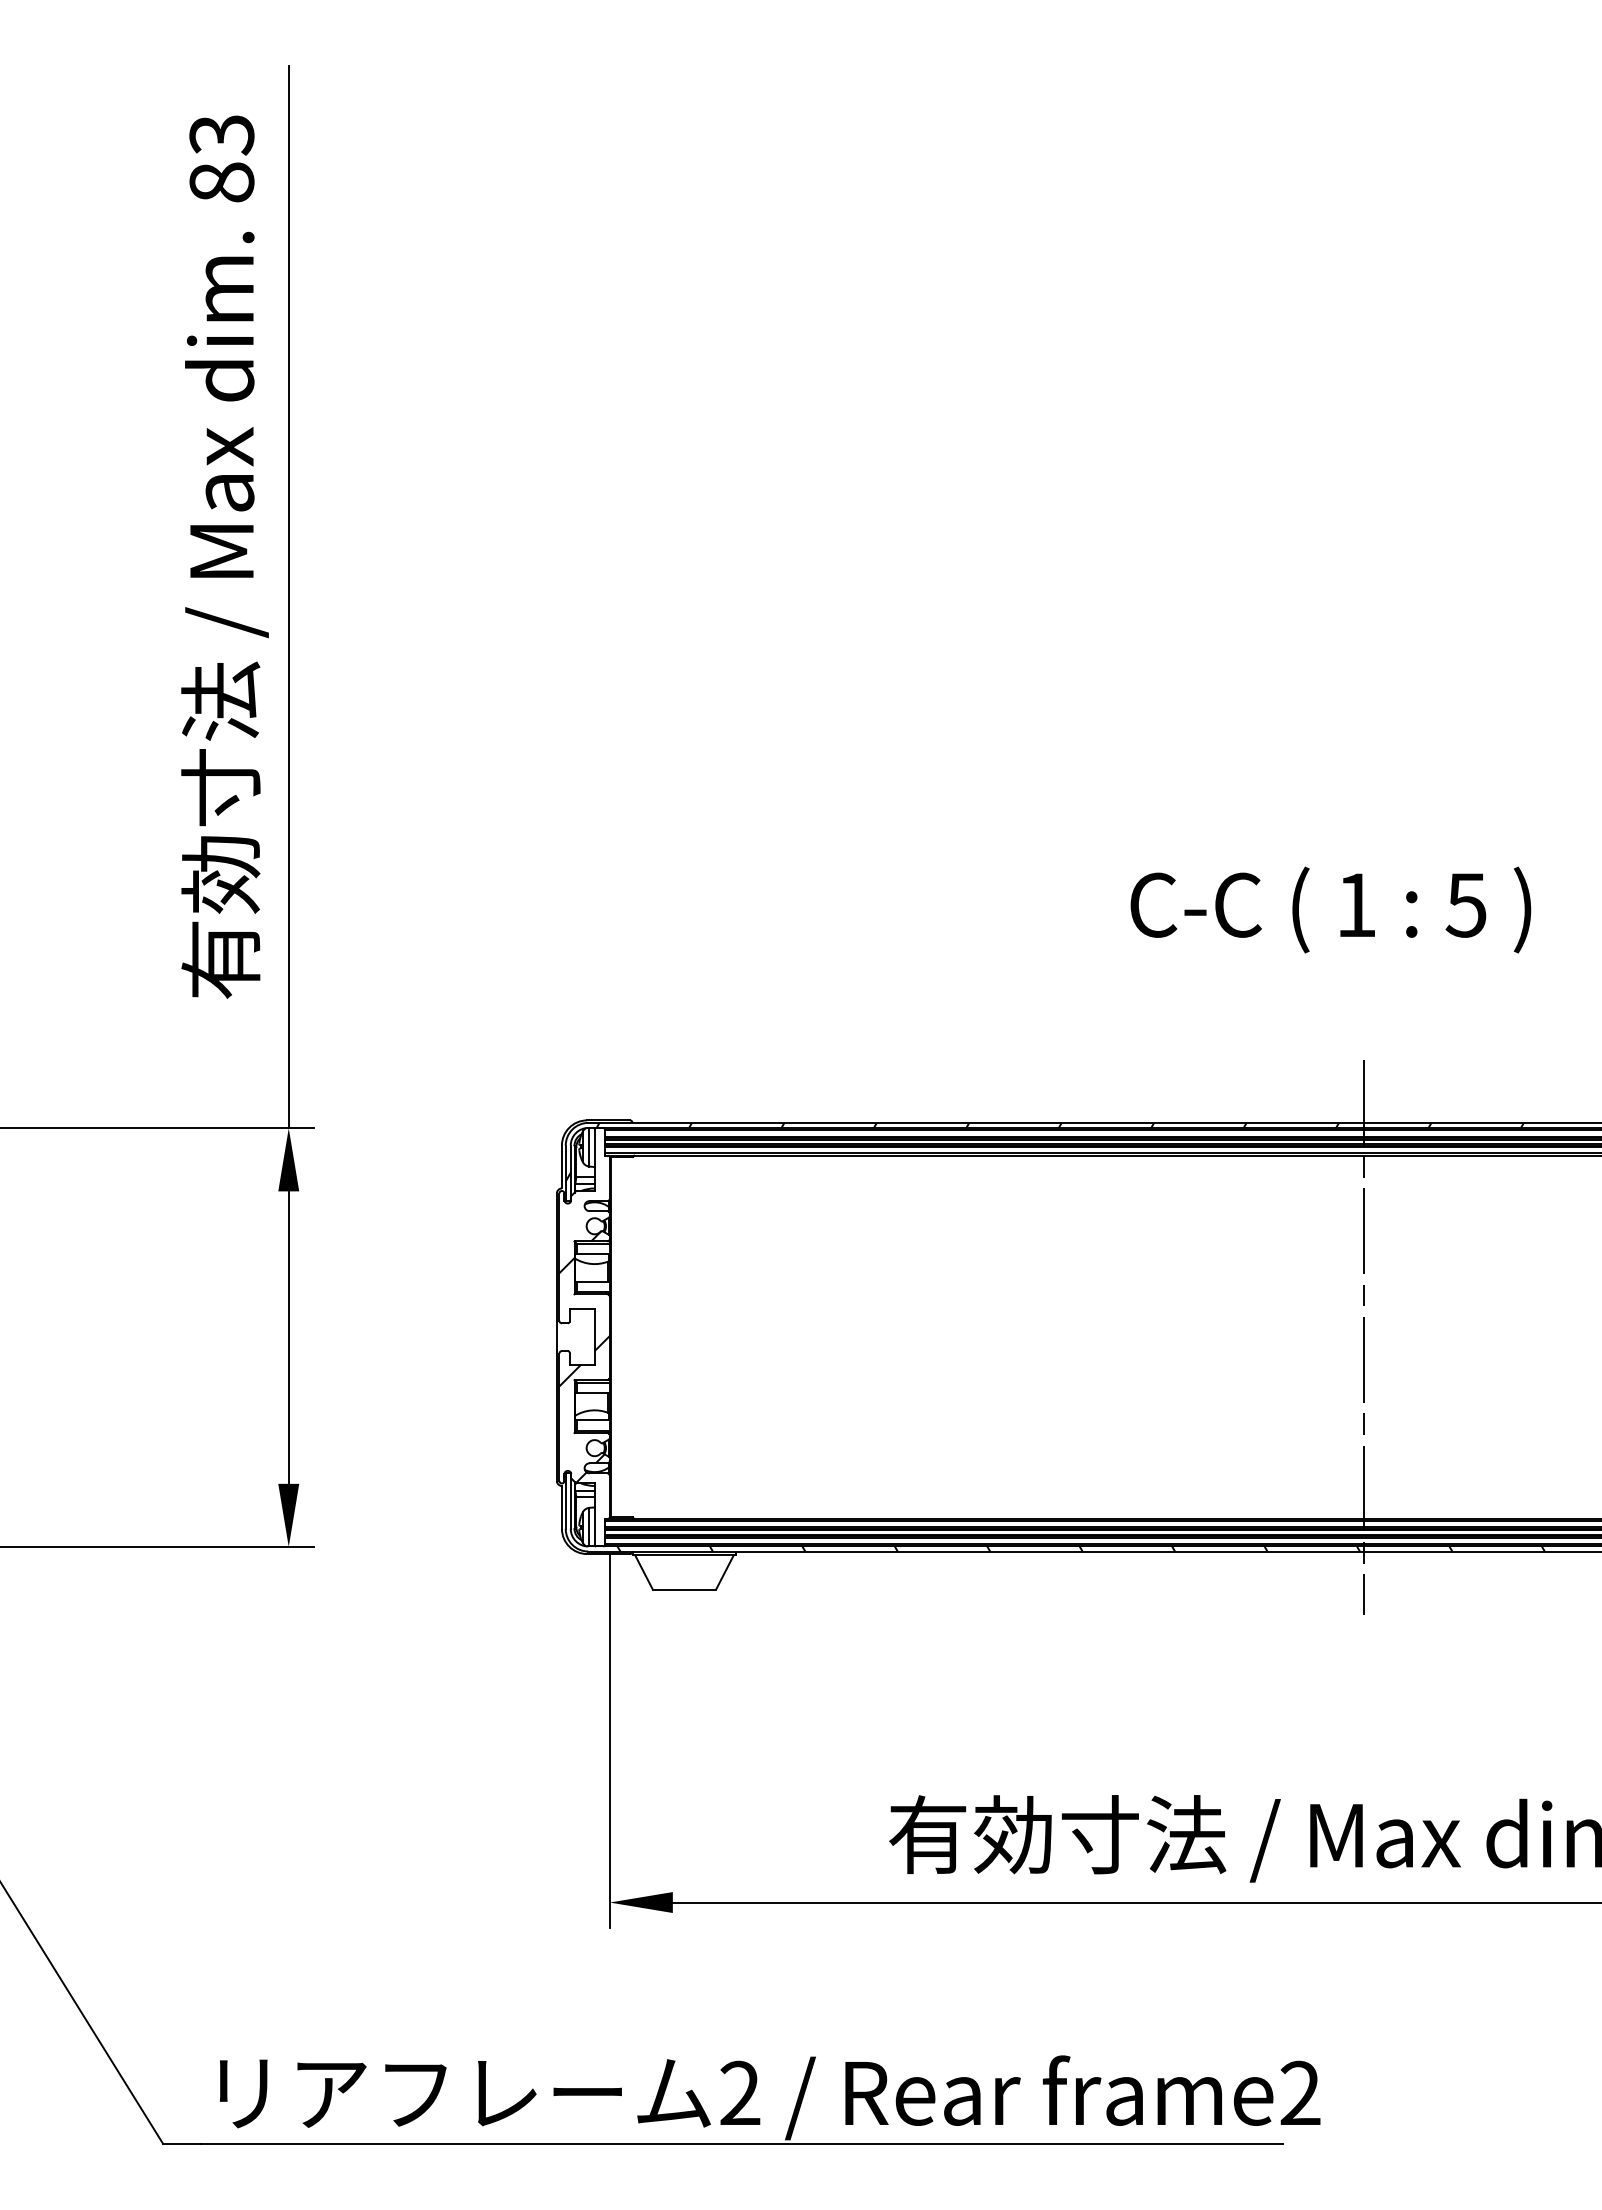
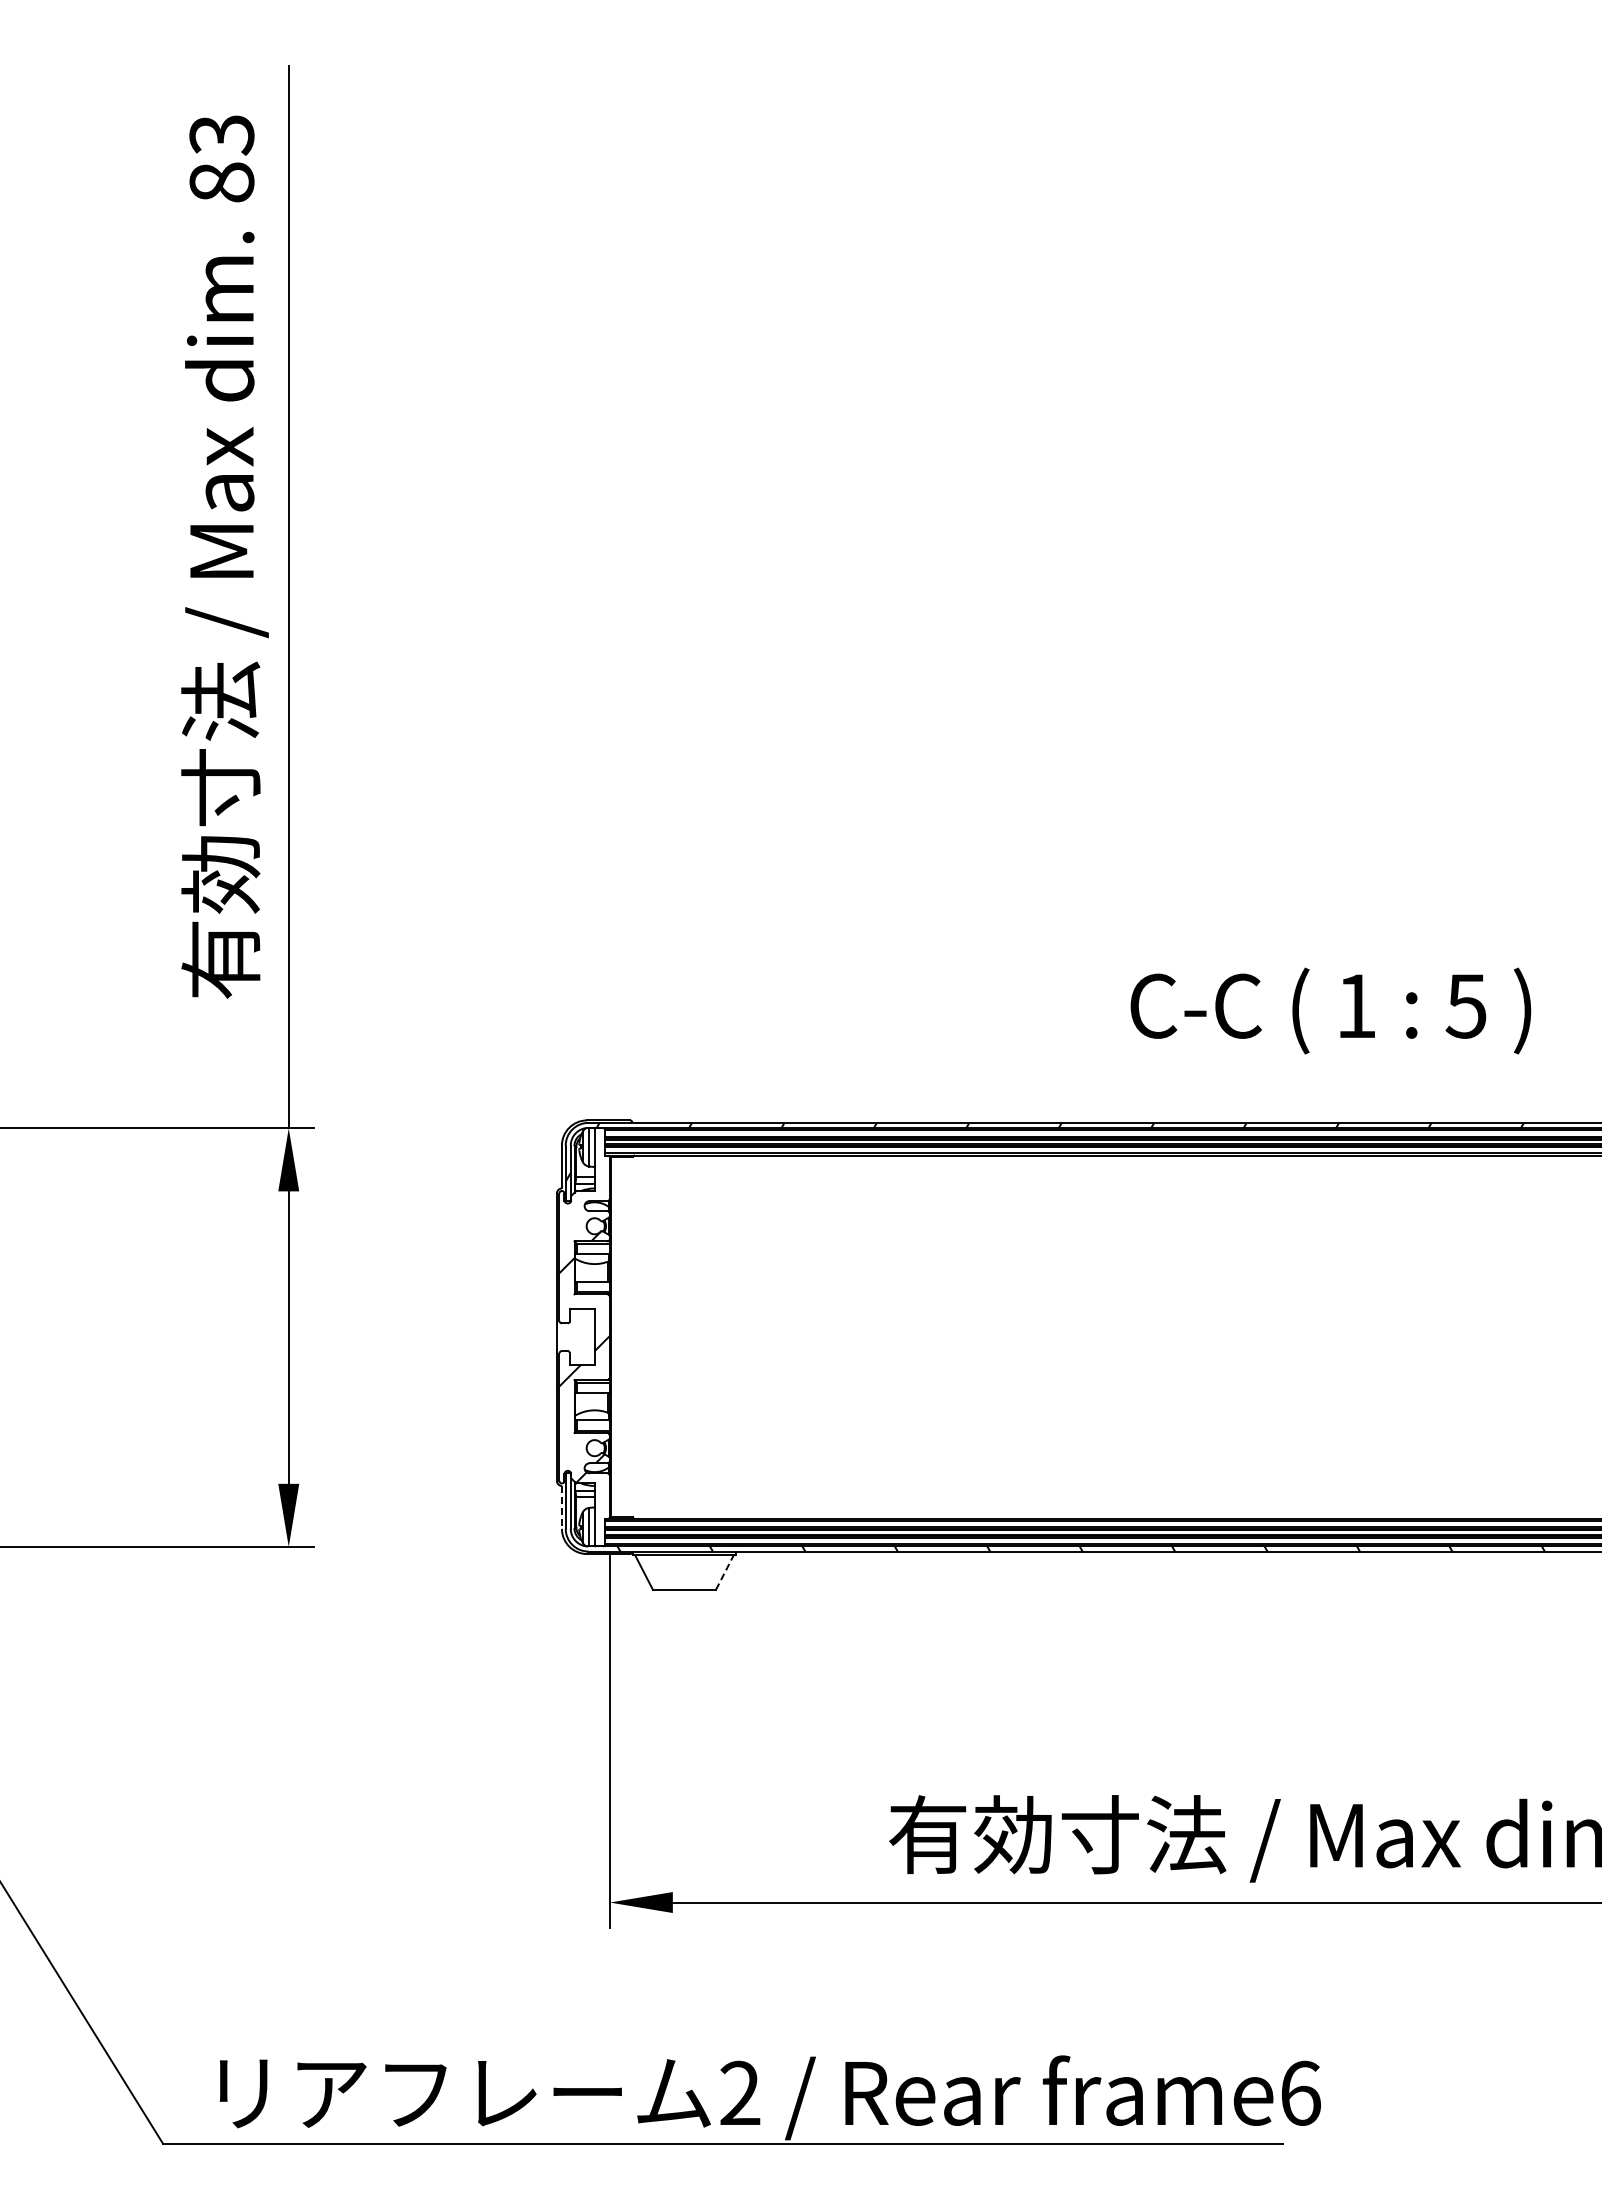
text position: (1330, 909) -> (1330, 1010) (1330, 1010)
line: present -> none (1363, 1336)
line: solid -> dashed (561, 1507)
line: solid -> dashed (724, 1572)
text: frame2 -> frame6 (1300, 2092)
